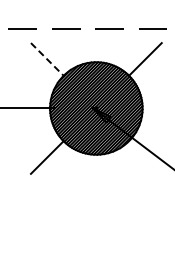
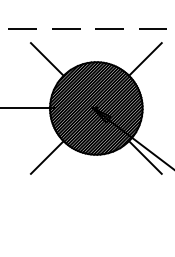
line: dashed -> solid (47, 59)
line: none -> present (145, 157)
